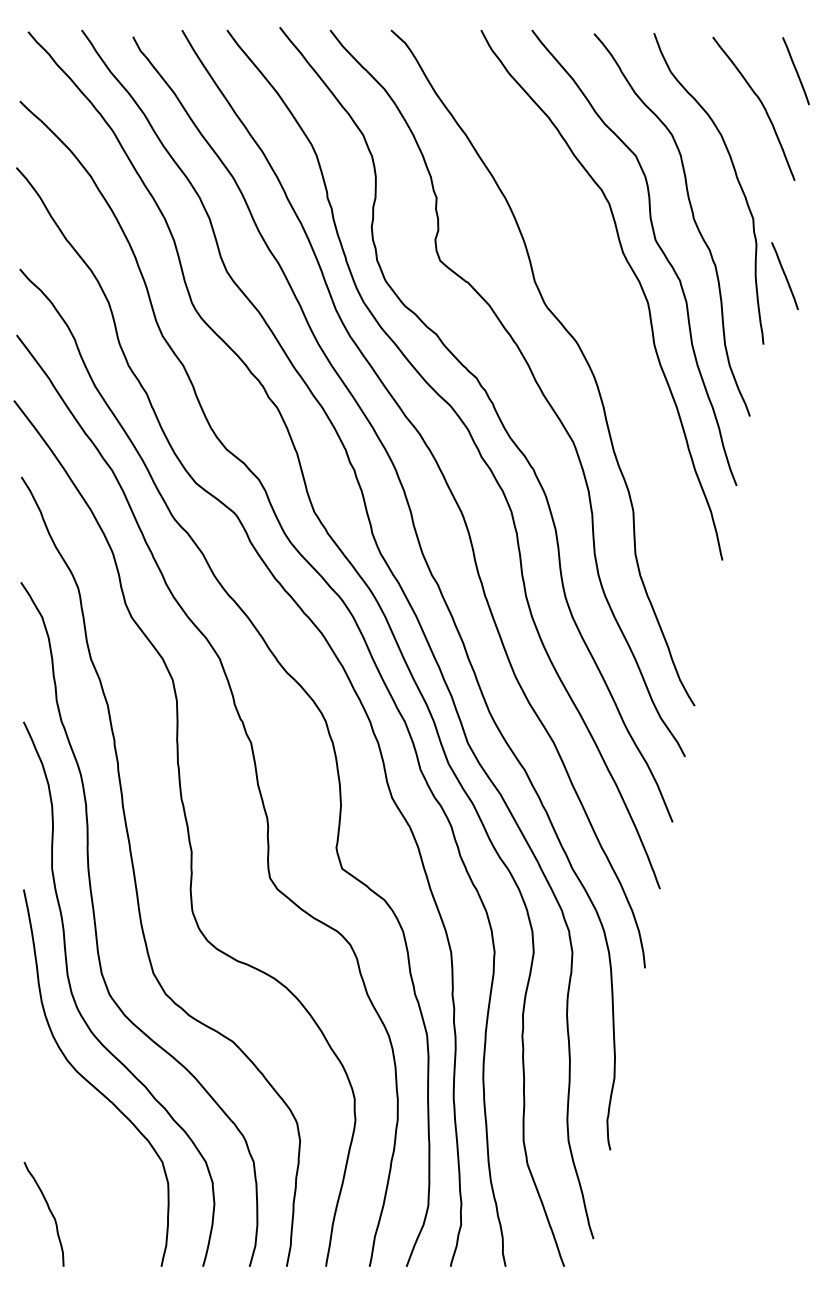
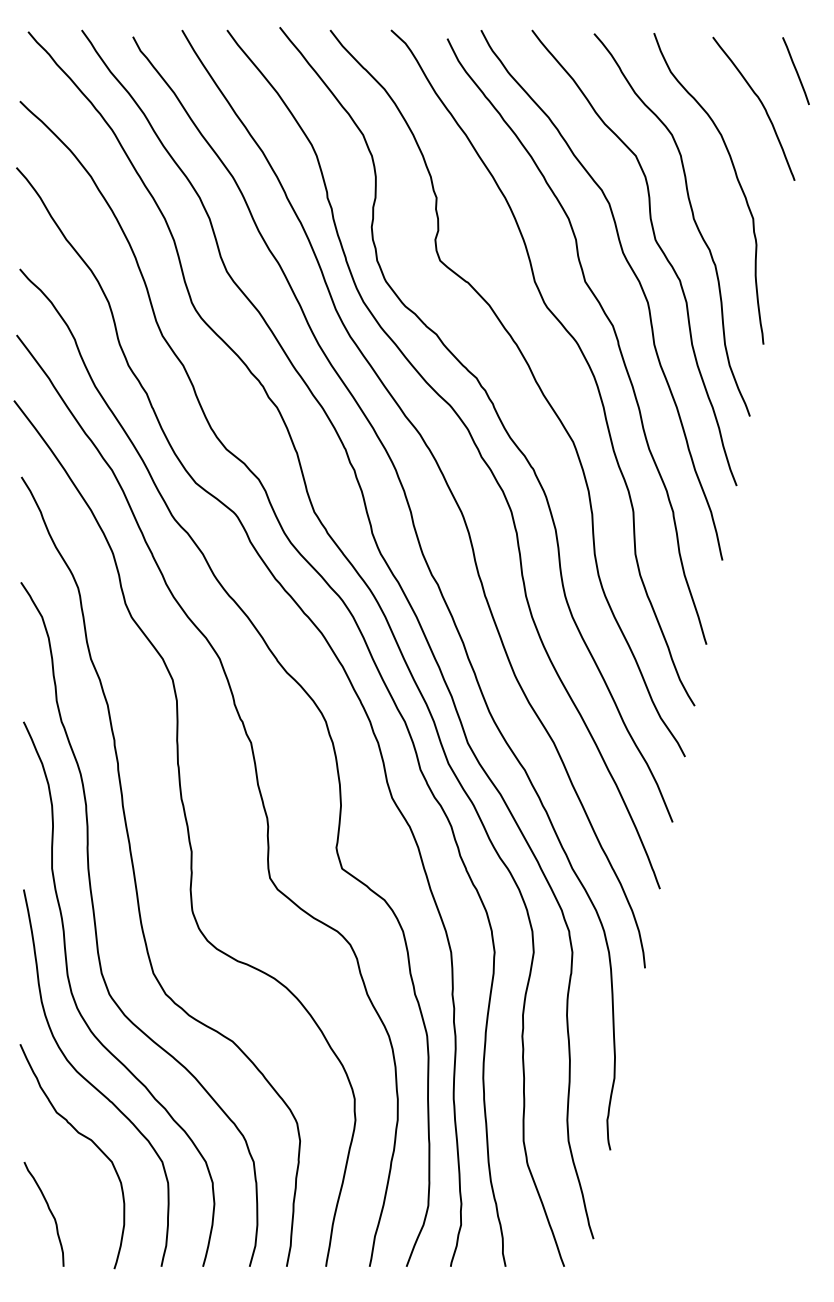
line: present -> none (784, 276)
curve: none -> present (607, 319)
curve: none -> present (82, 1136)
